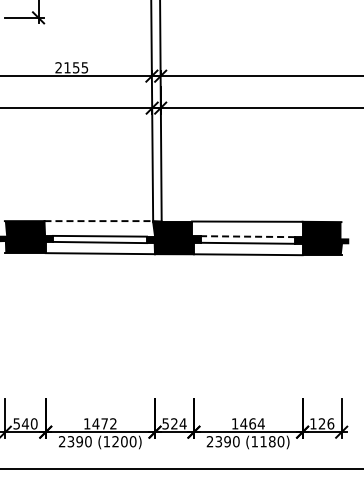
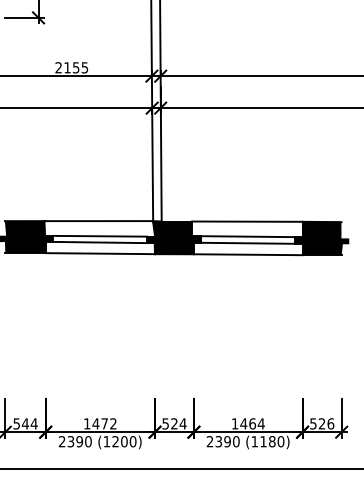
line: dashed -> solid (99, 221)
line: dashed -> solid (247, 236)
text: 540 -> 544 (33, 423)
text: 126 -> 526 (313, 423)
